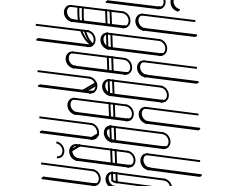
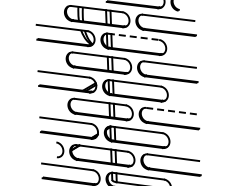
line: solid -> dashed (133, 36)
line: solid -> dashed (171, 111)
